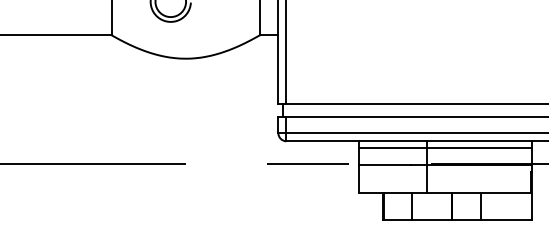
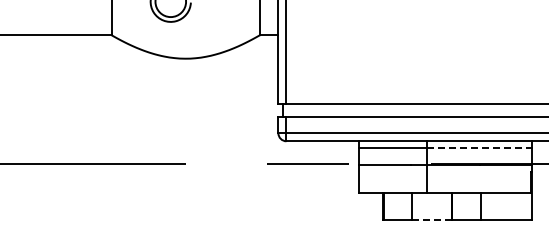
line: solid -> dashed (480, 147)
line: solid -> dashed (431, 220)
